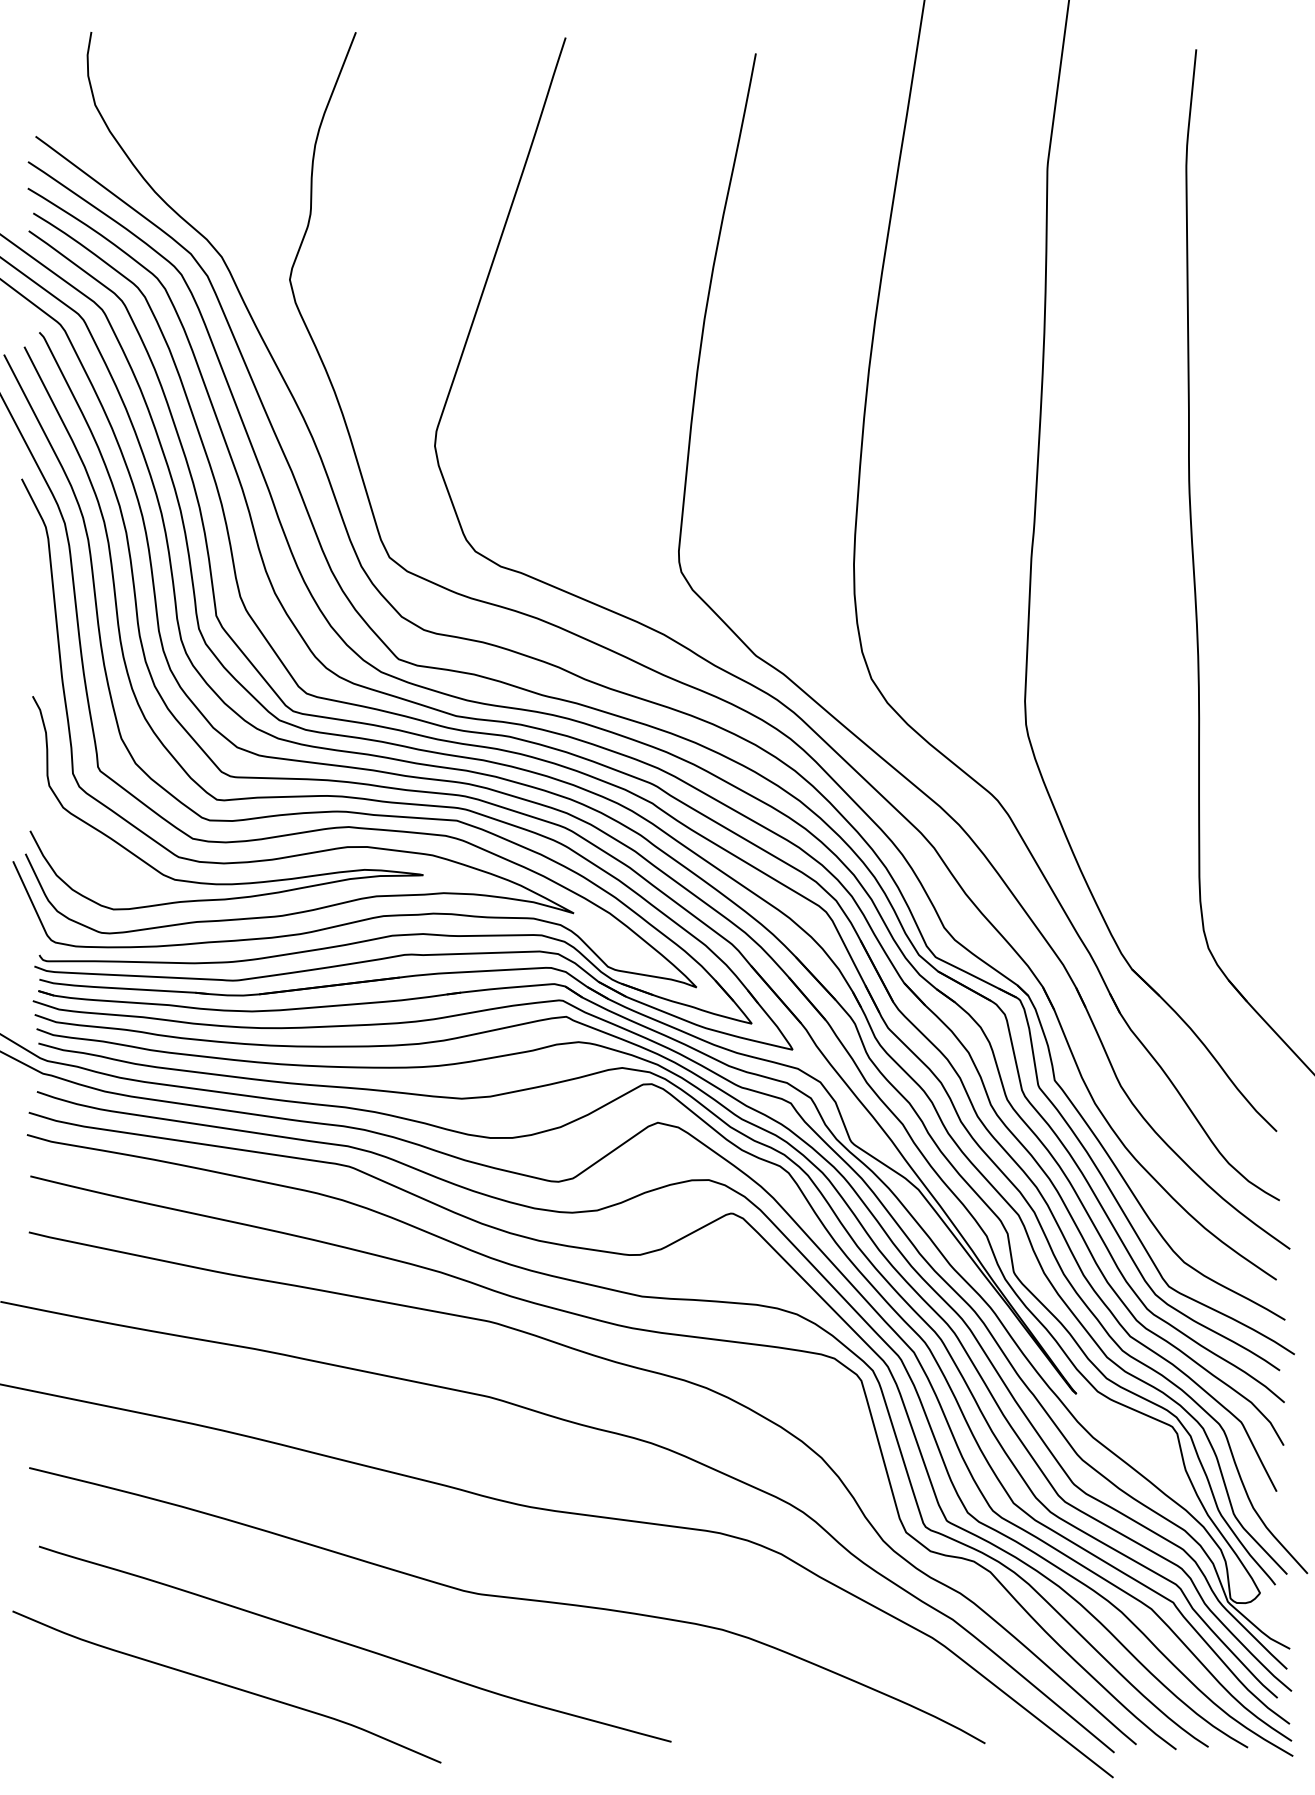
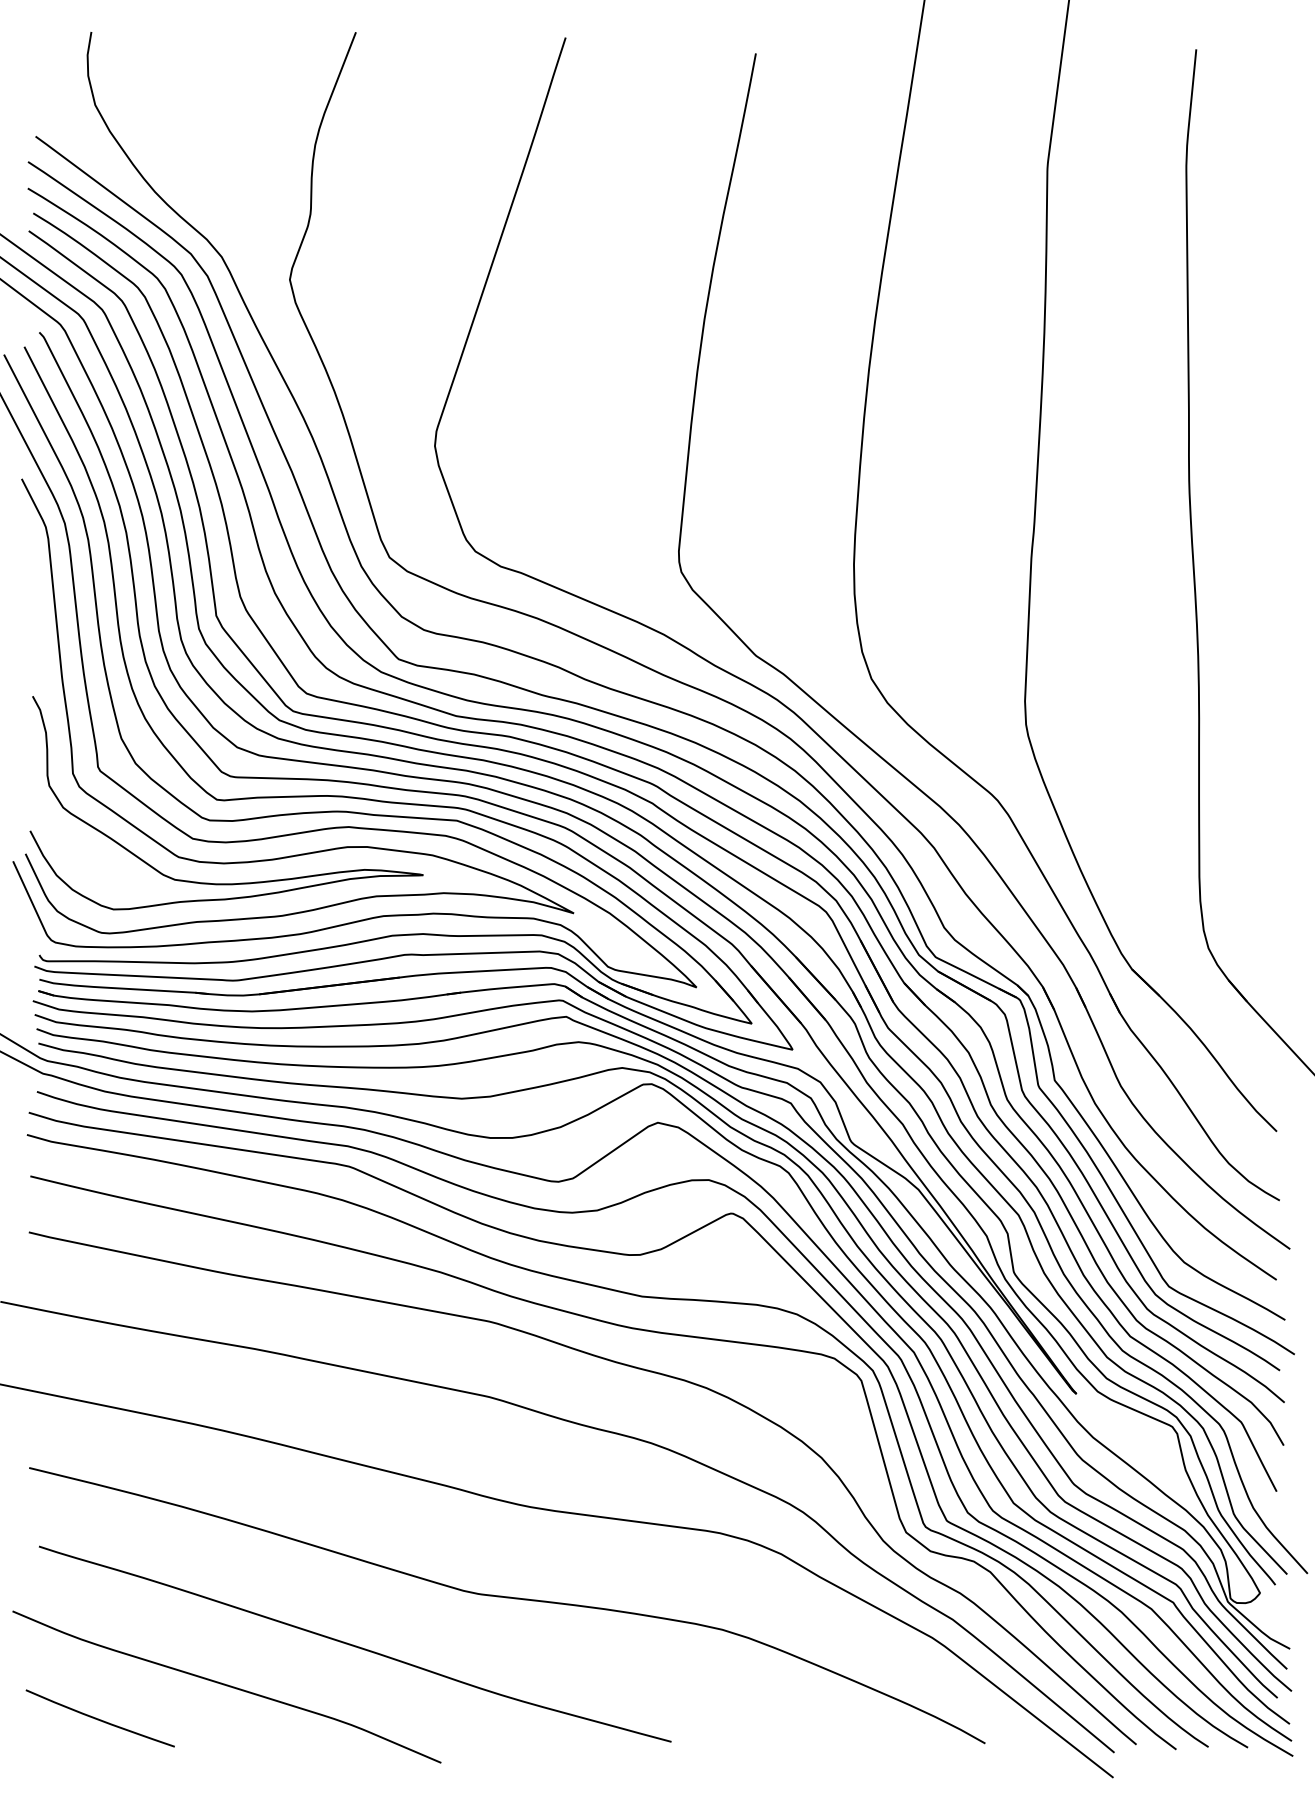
curve: none -> present (98, 1718)
